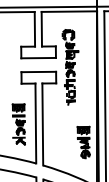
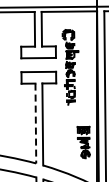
line: solid -> dashed (35, 123)
part: present -> none (18, 124)
